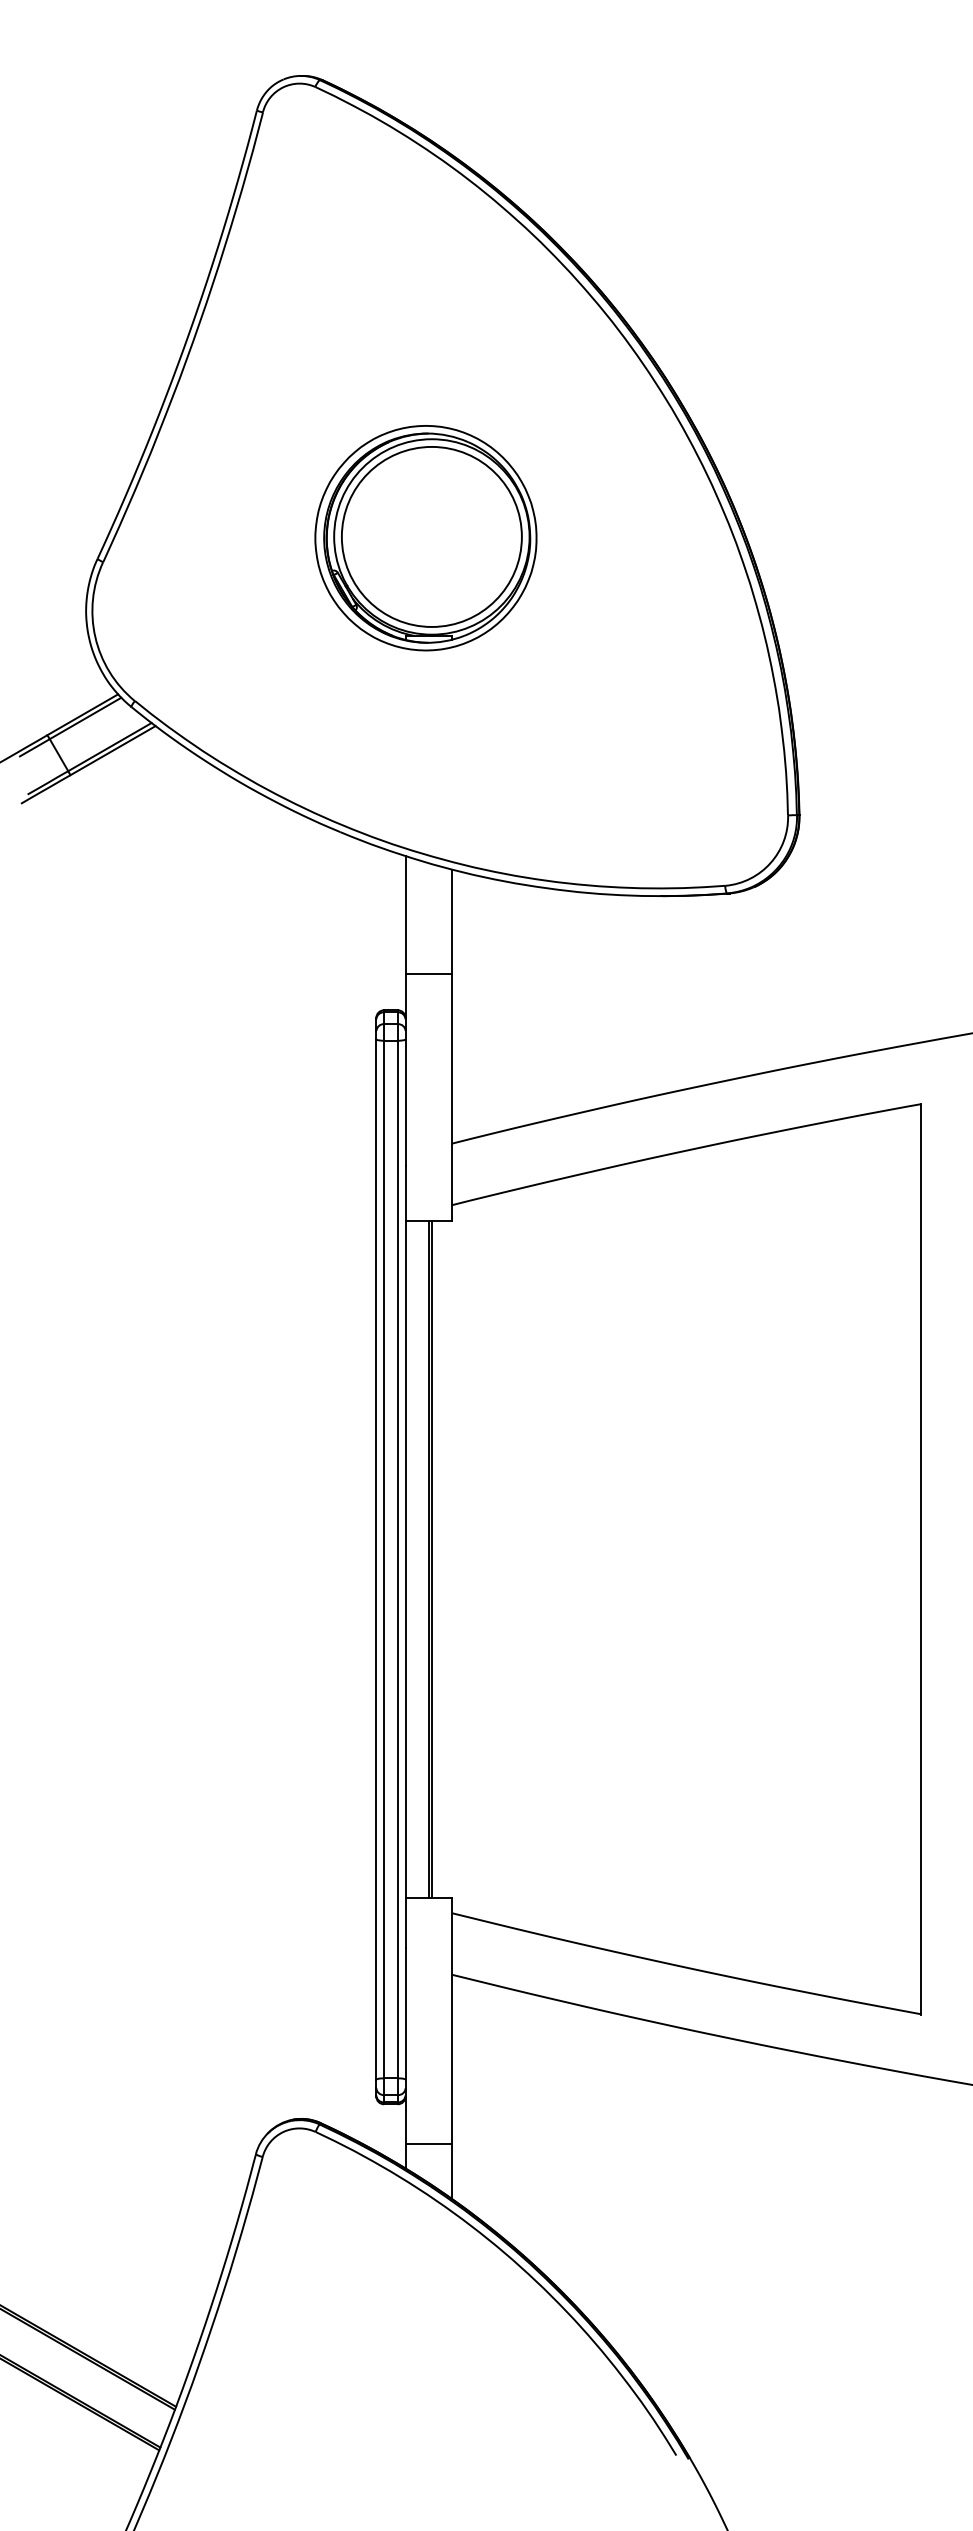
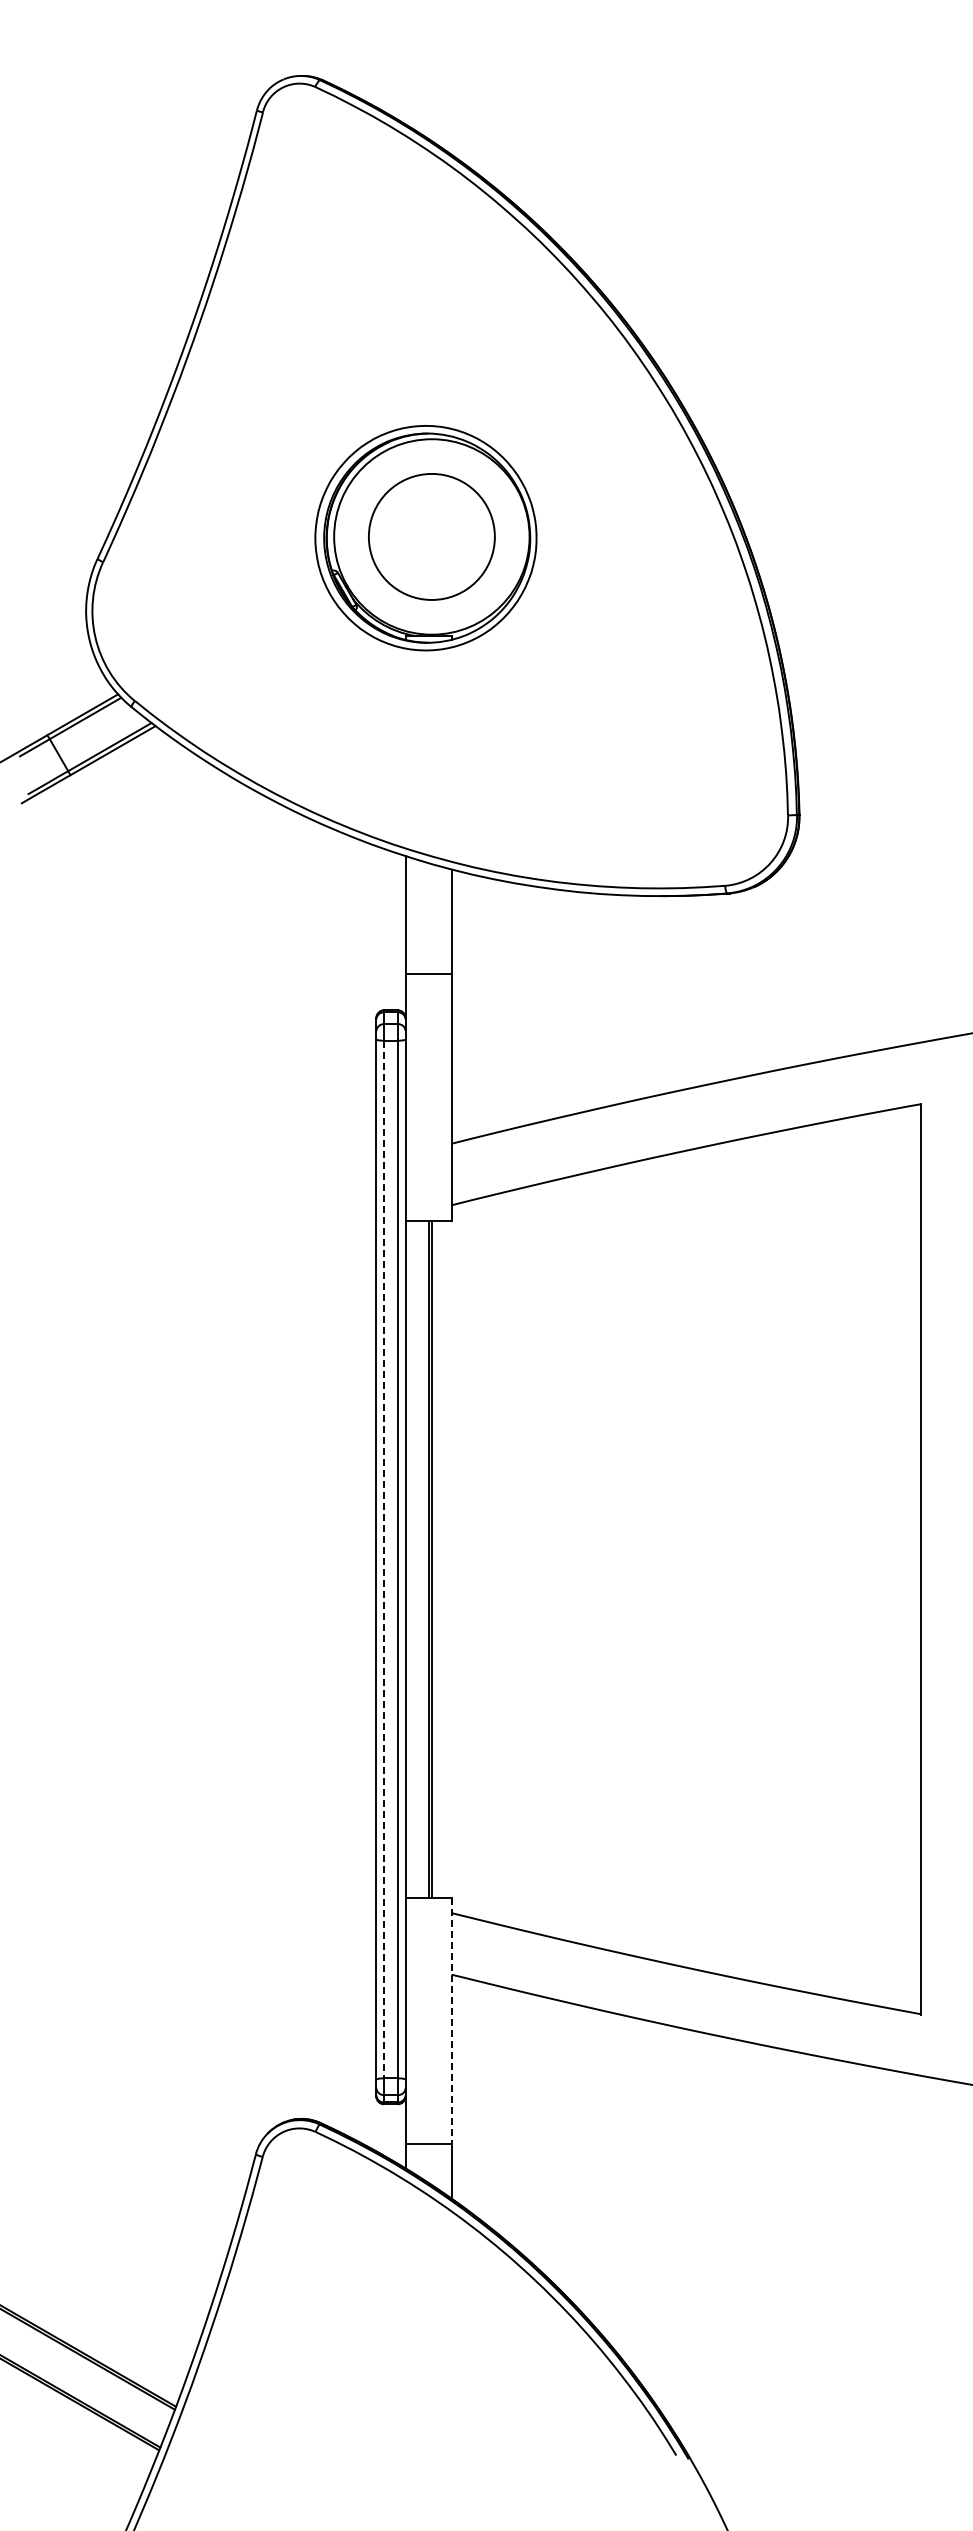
circle diameter: 180 px -> 126 px (431, 536)
line: solid -> dashed (384, 1559)
line: solid -> dashed (451, 2021)
